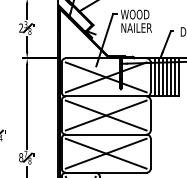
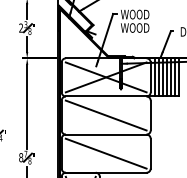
text: NAILER -> WOOD (136, 27)
line: present -> none (105, 115)
line: present -> none (105, 153)
